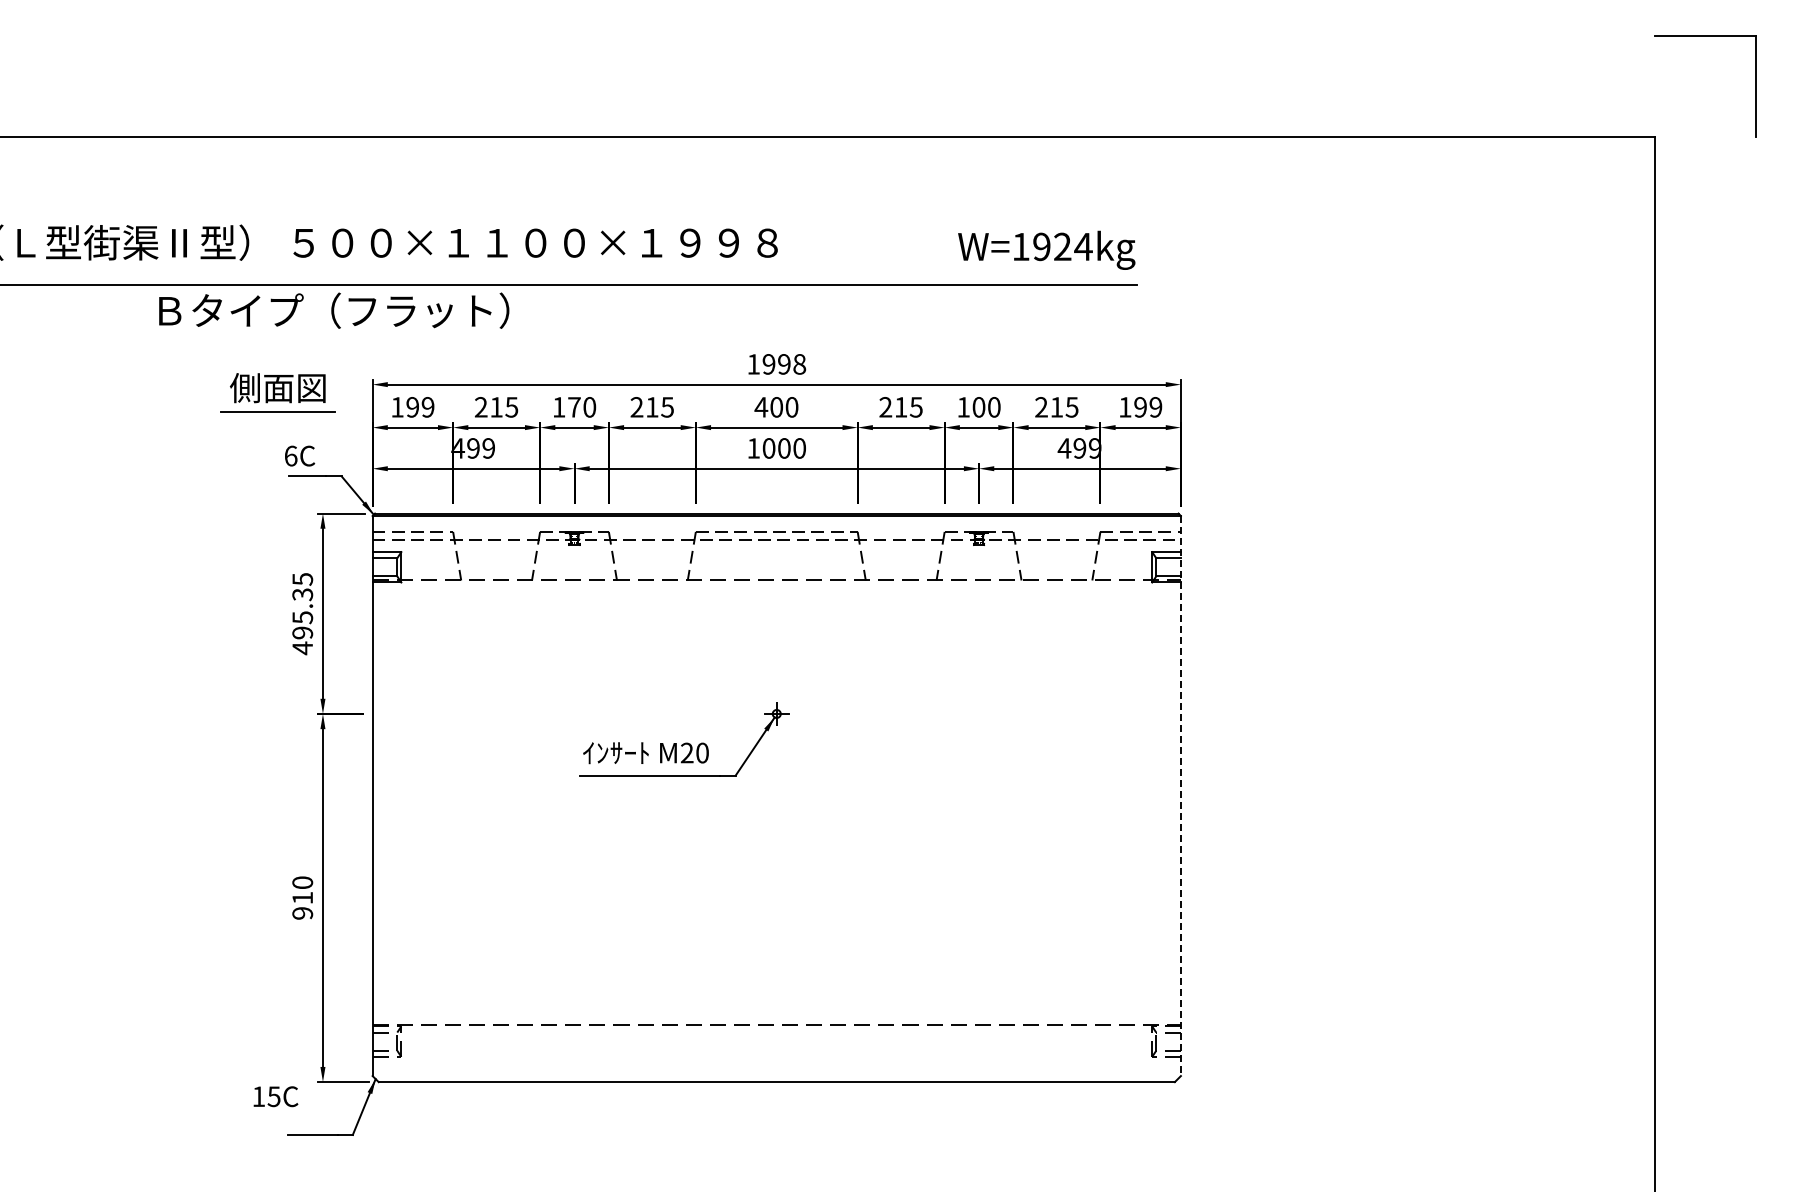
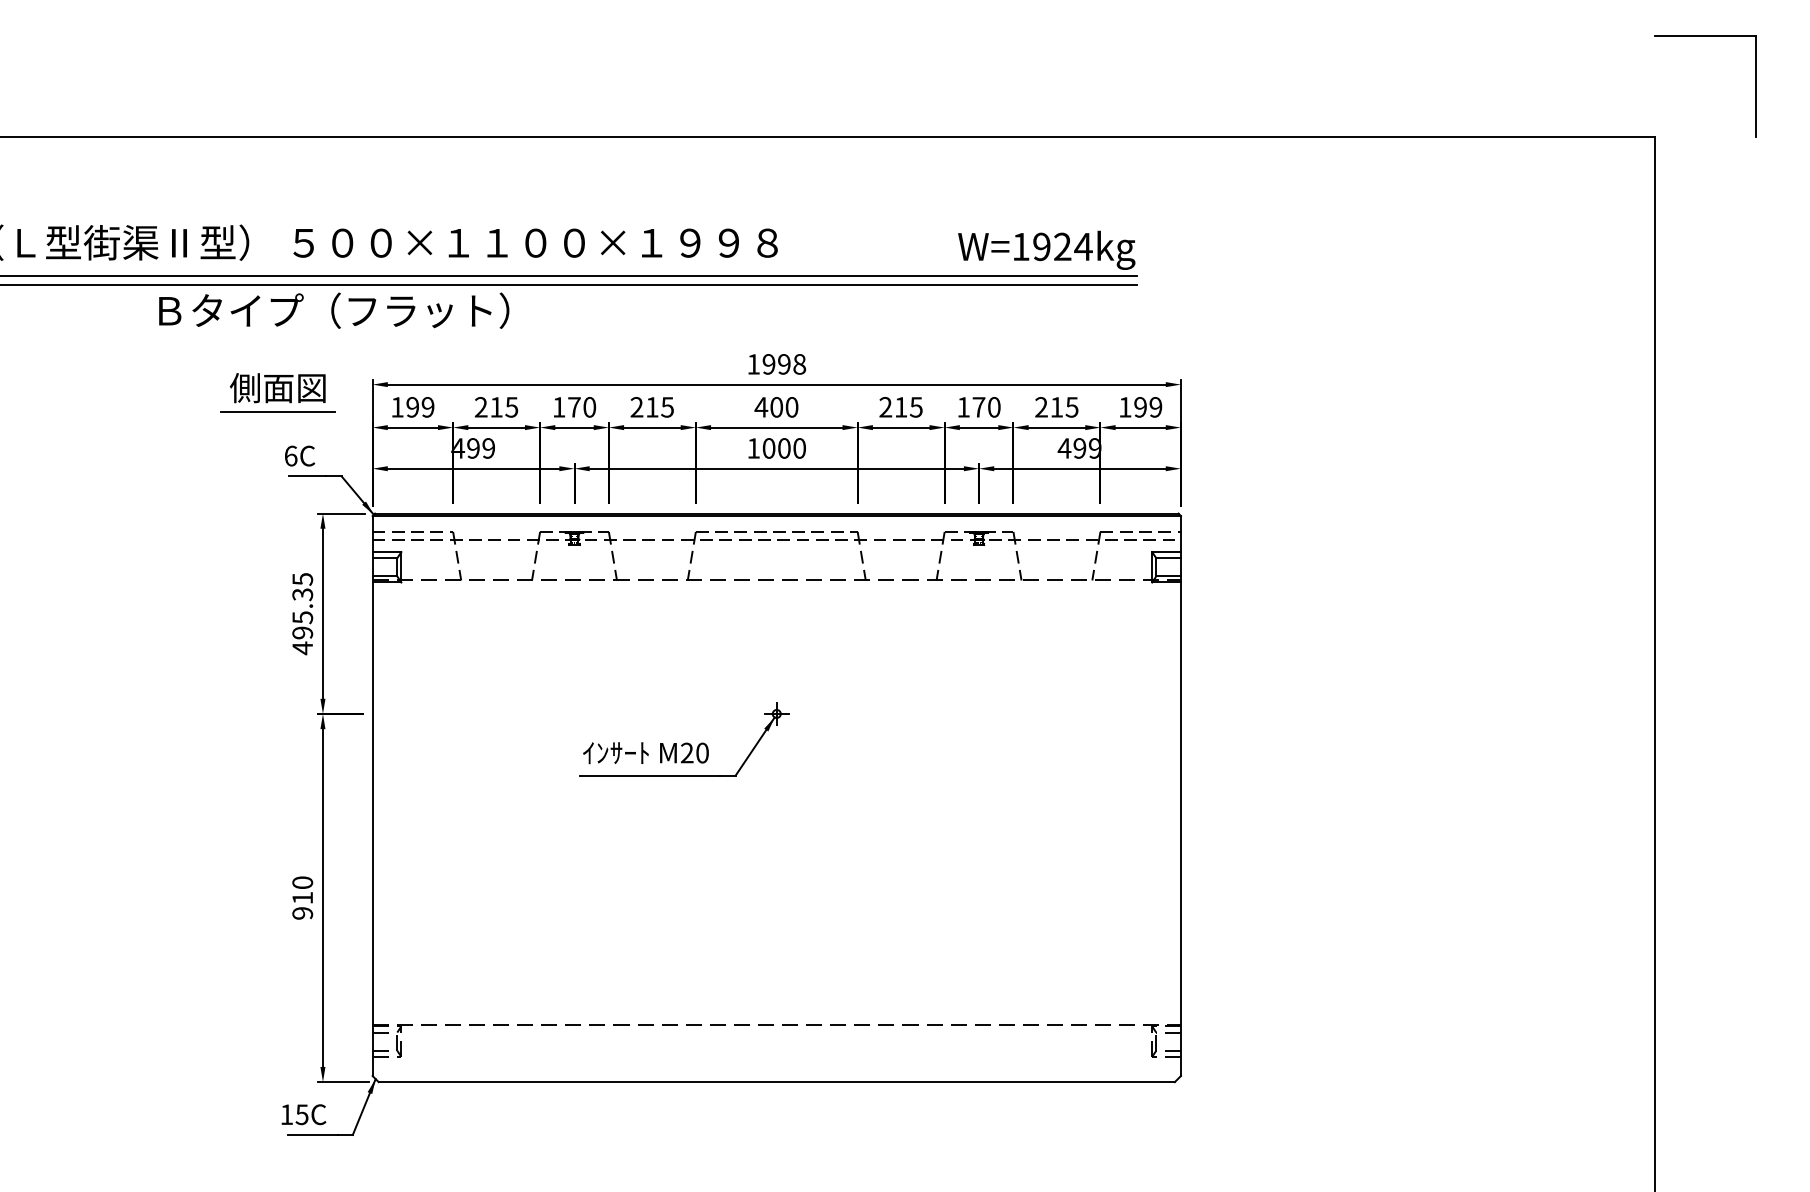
line: none -> present (569, 276)
text: 100 -> 170 (978, 407)
line: dashed -> solid (1180, 796)
text position: (275, 1096) -> (303, 1114) (303, 1114)
